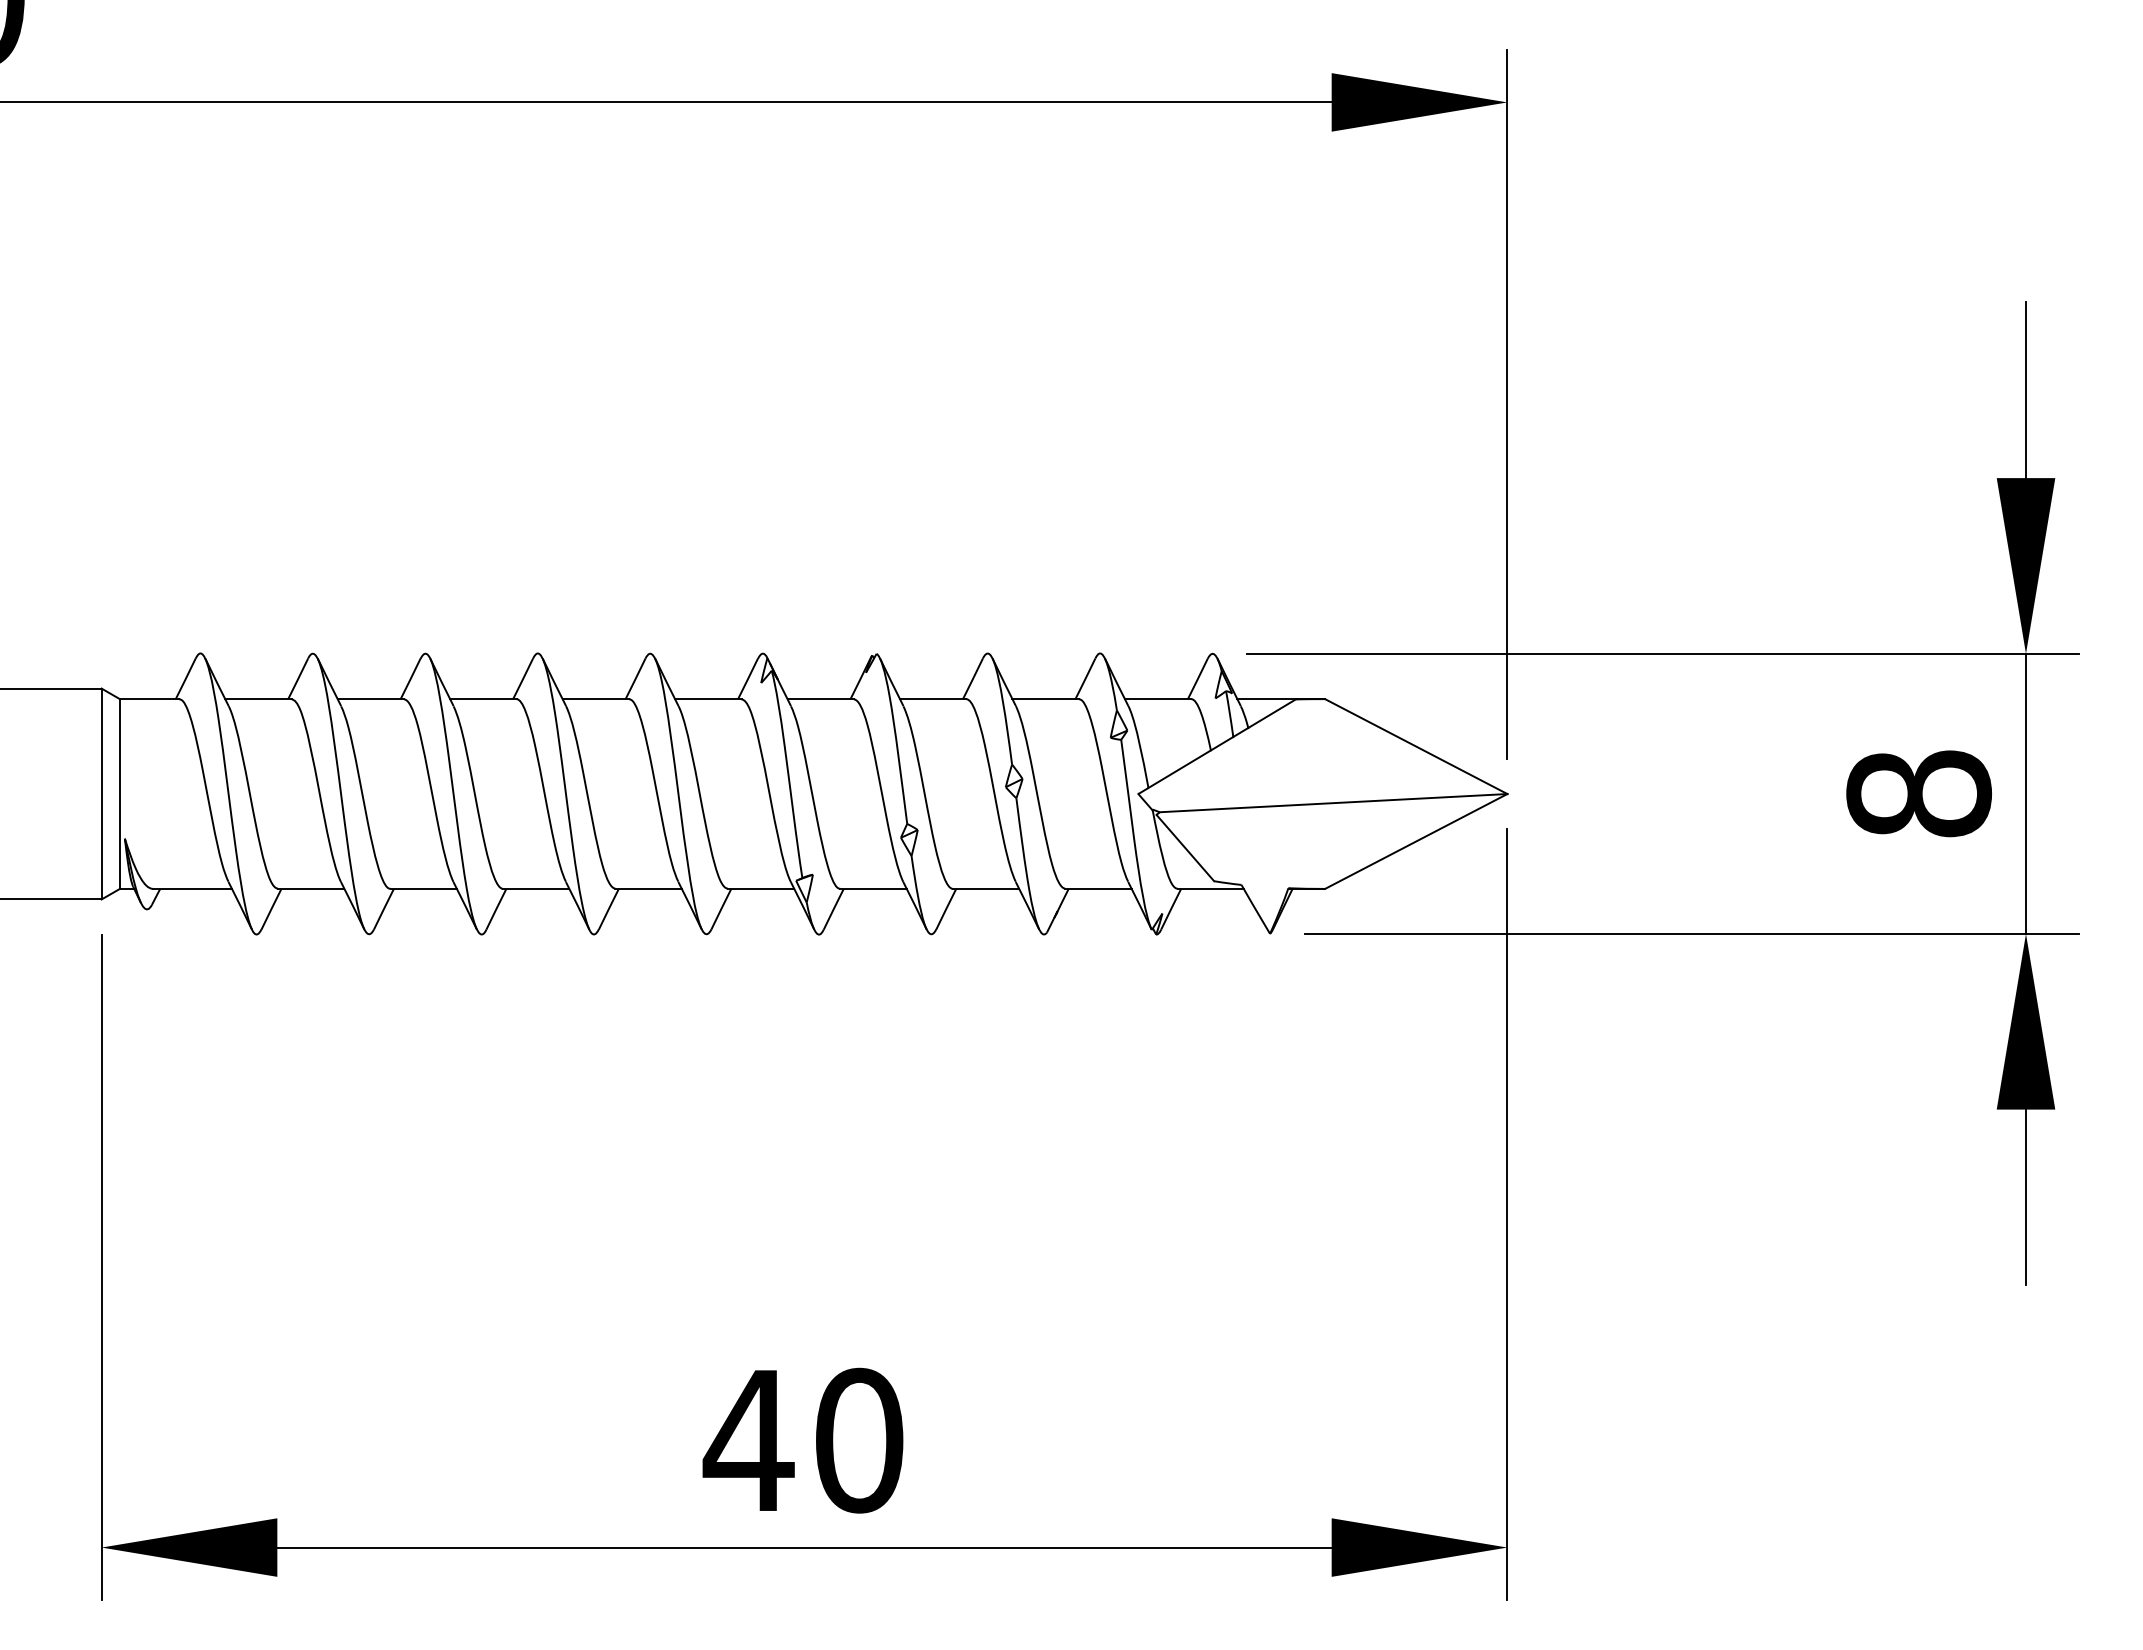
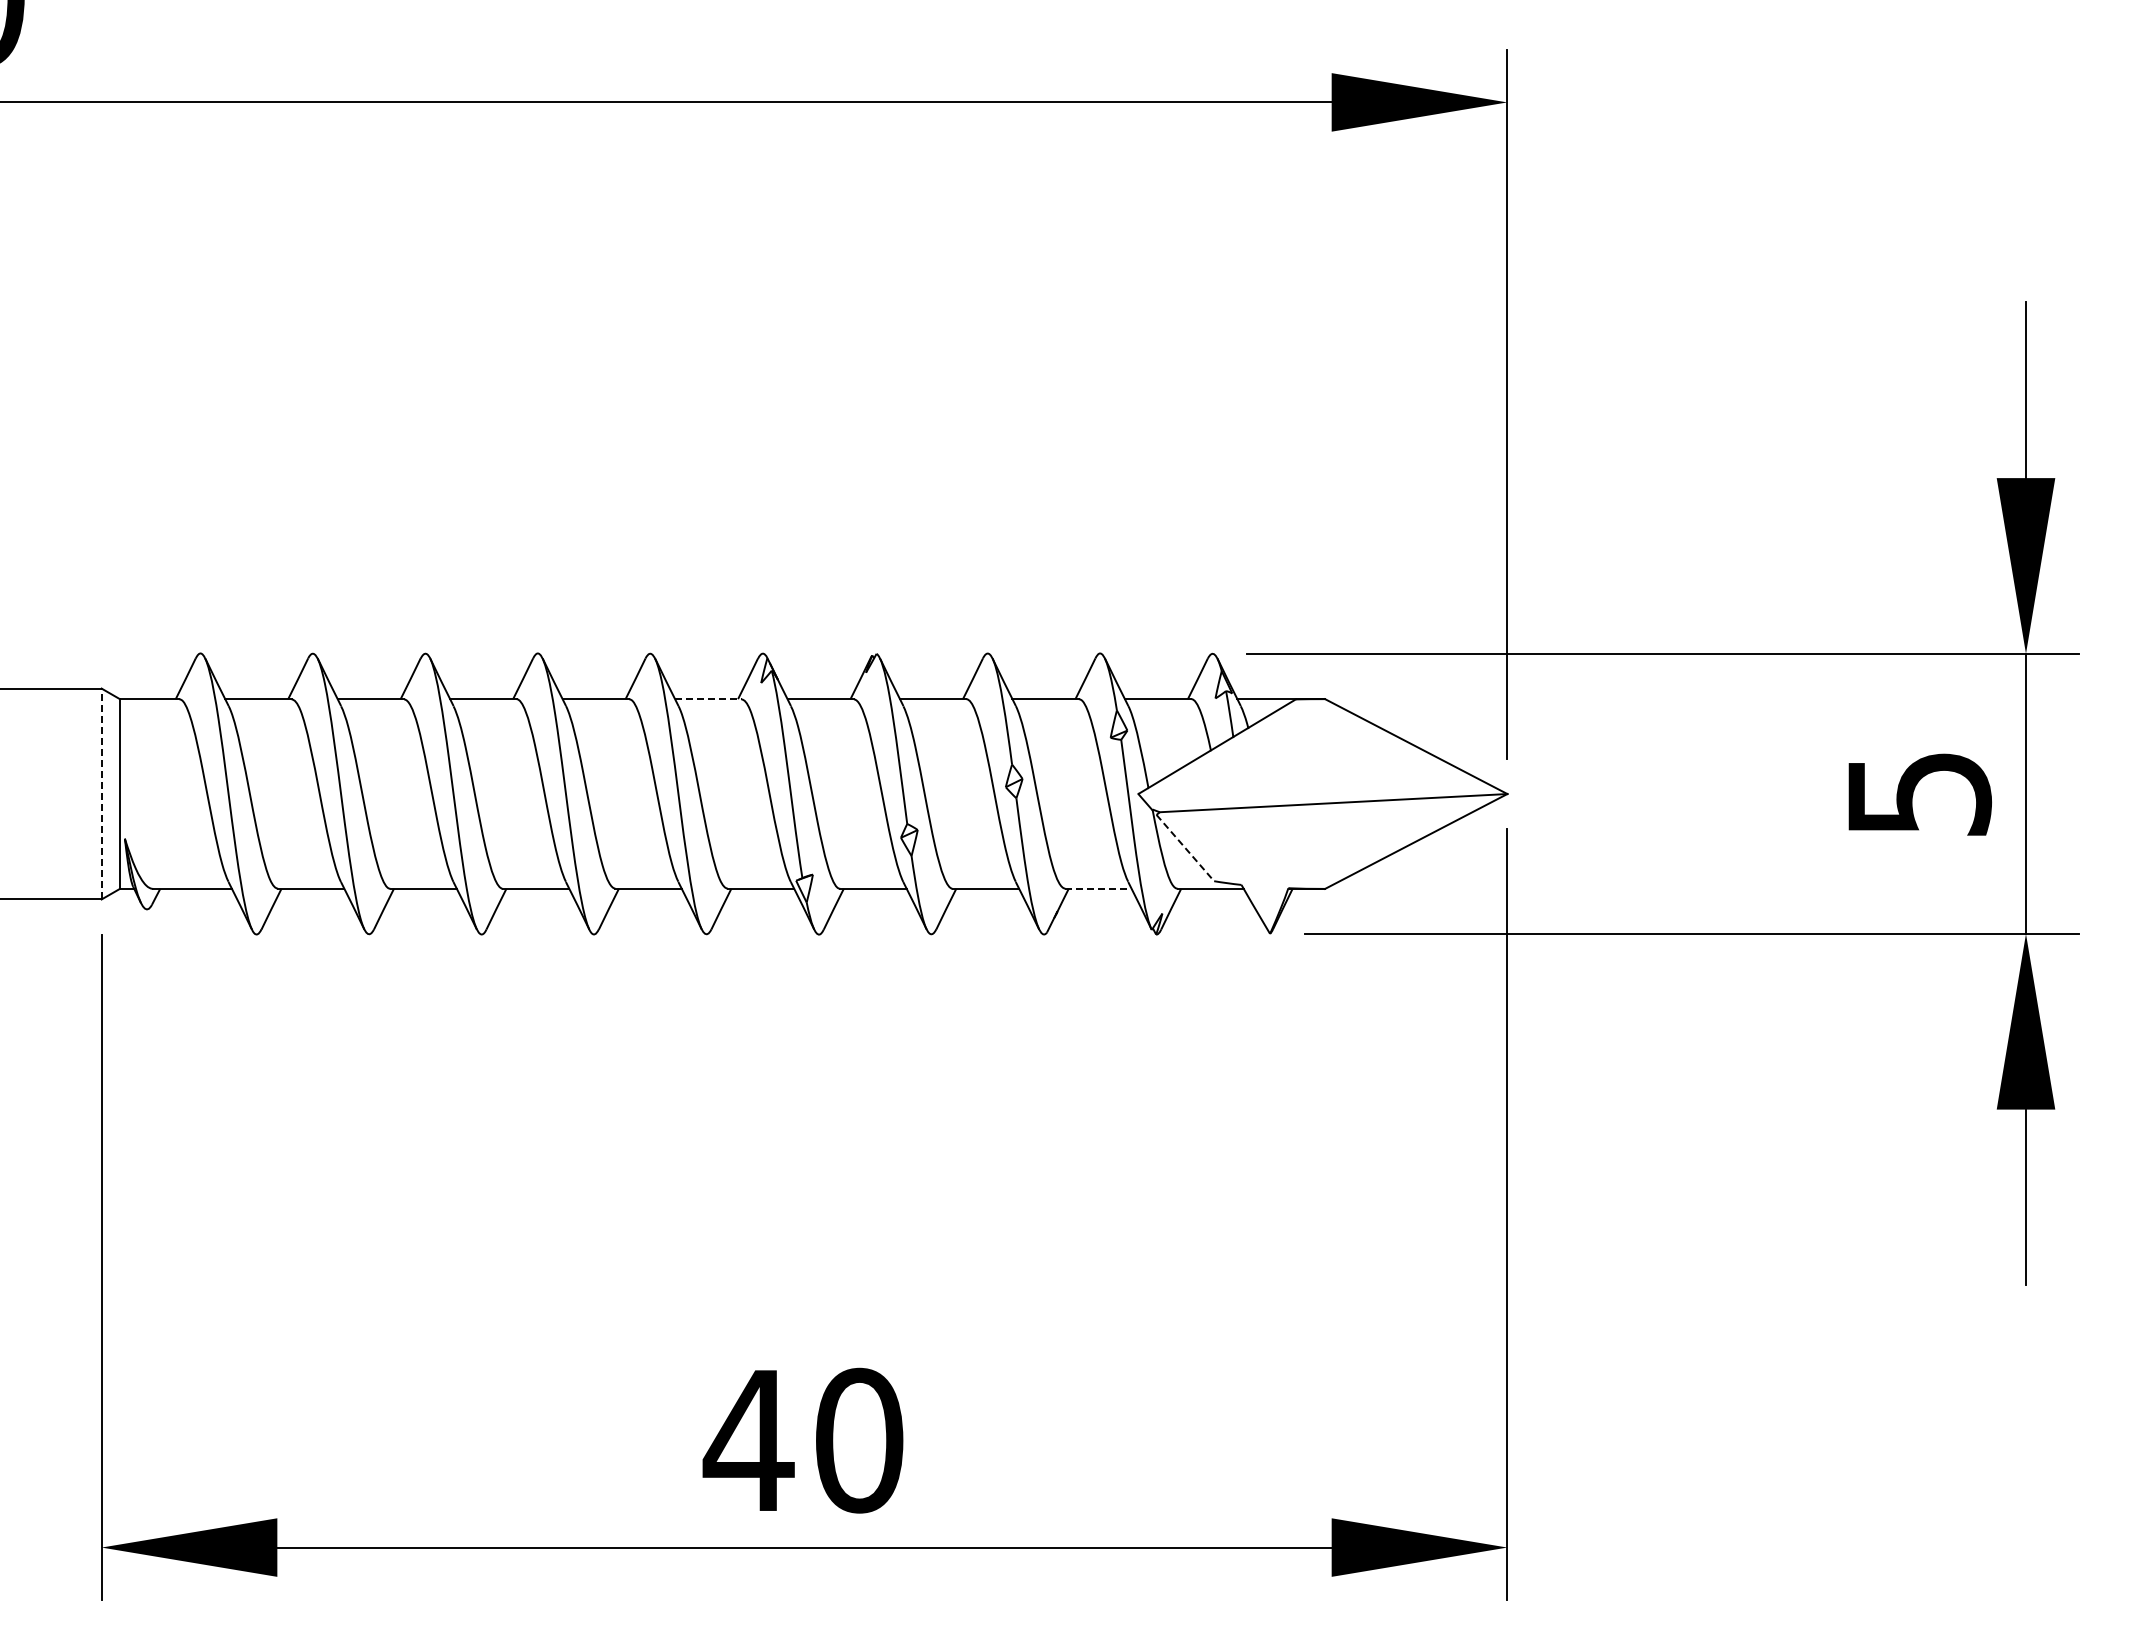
line: solid -> dashed (708, 699)
line: solid -> dashed (101, 793)
text: 8 -> 5 (1919, 793)
line: solid -> dashed (1185, 848)
line: solid -> dashed (1098, 888)
